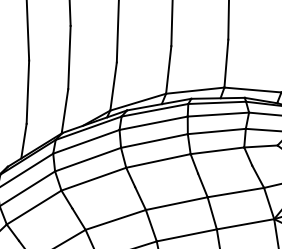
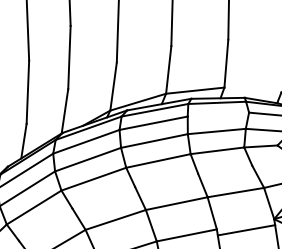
line: present -> none (251, 89)
line: present -> none (218, 114)
line position: (245, 224) -> (246, 230) (246, 230)
